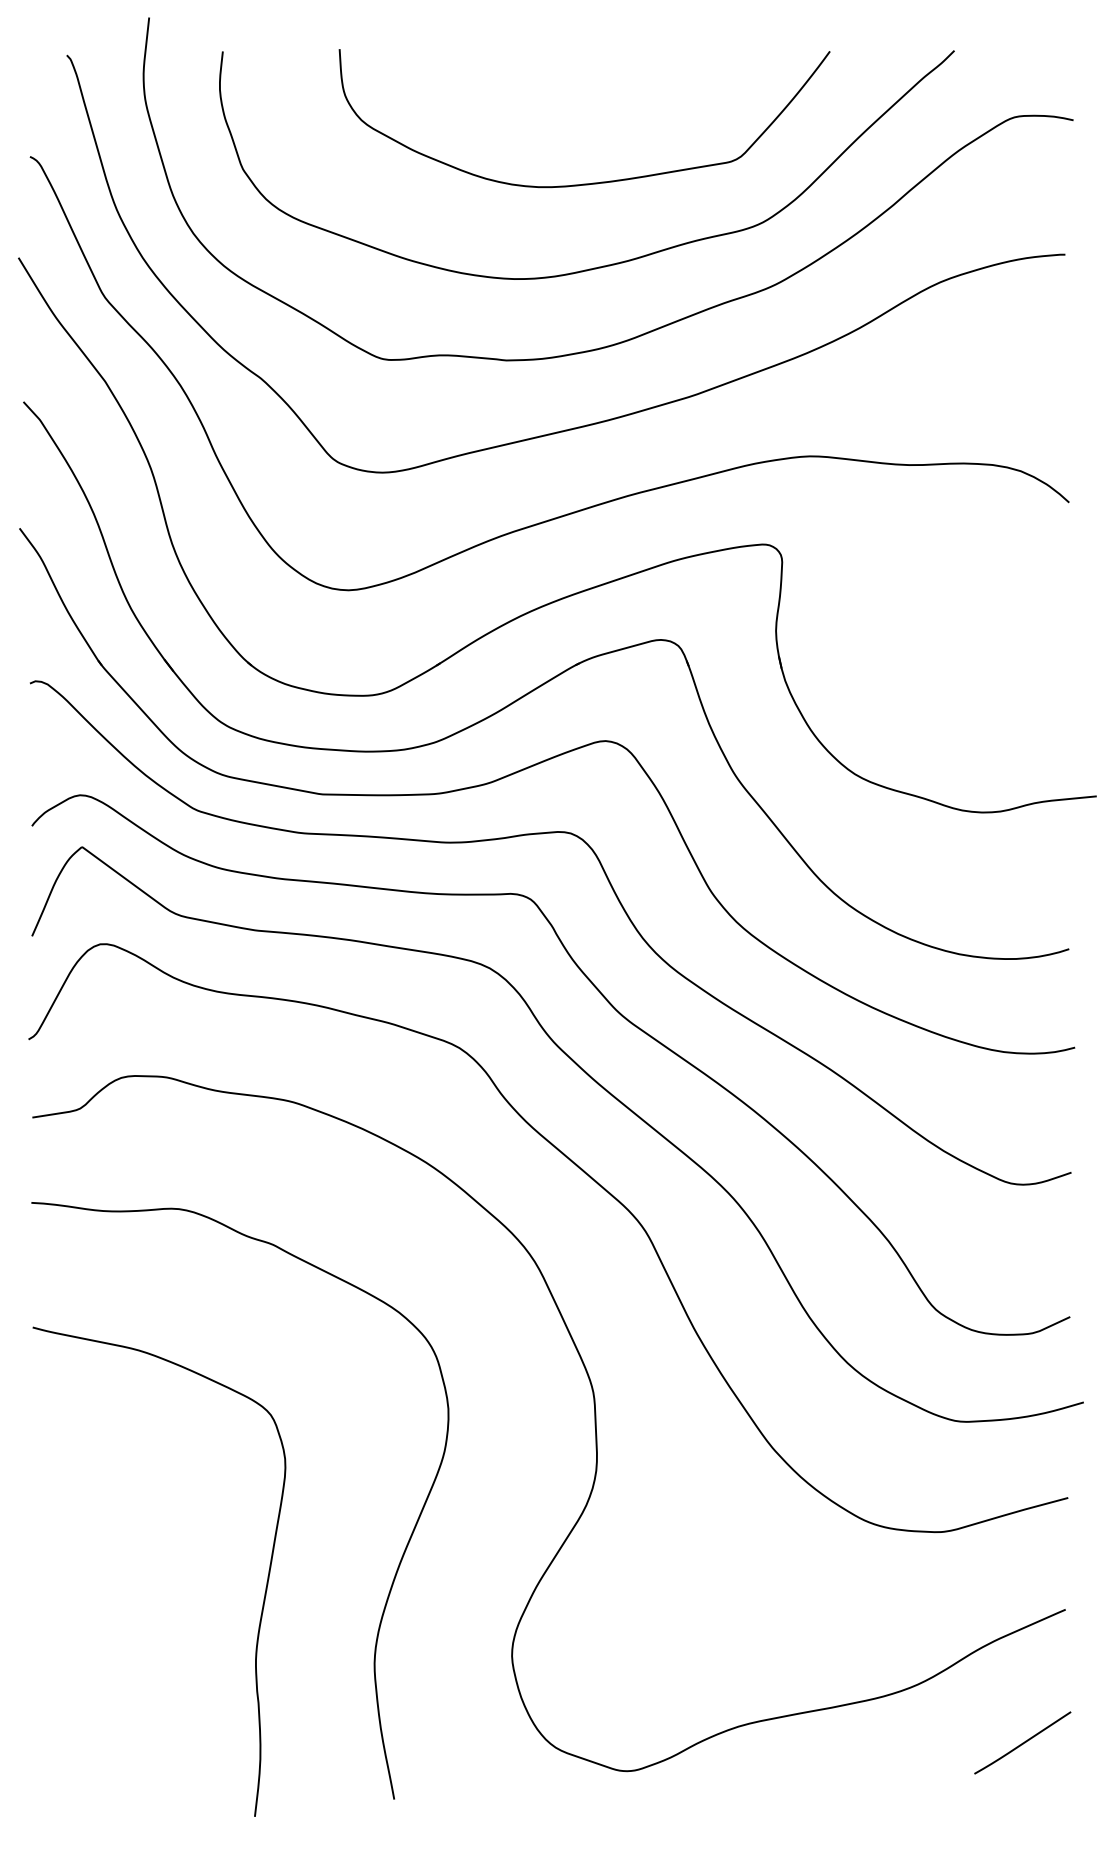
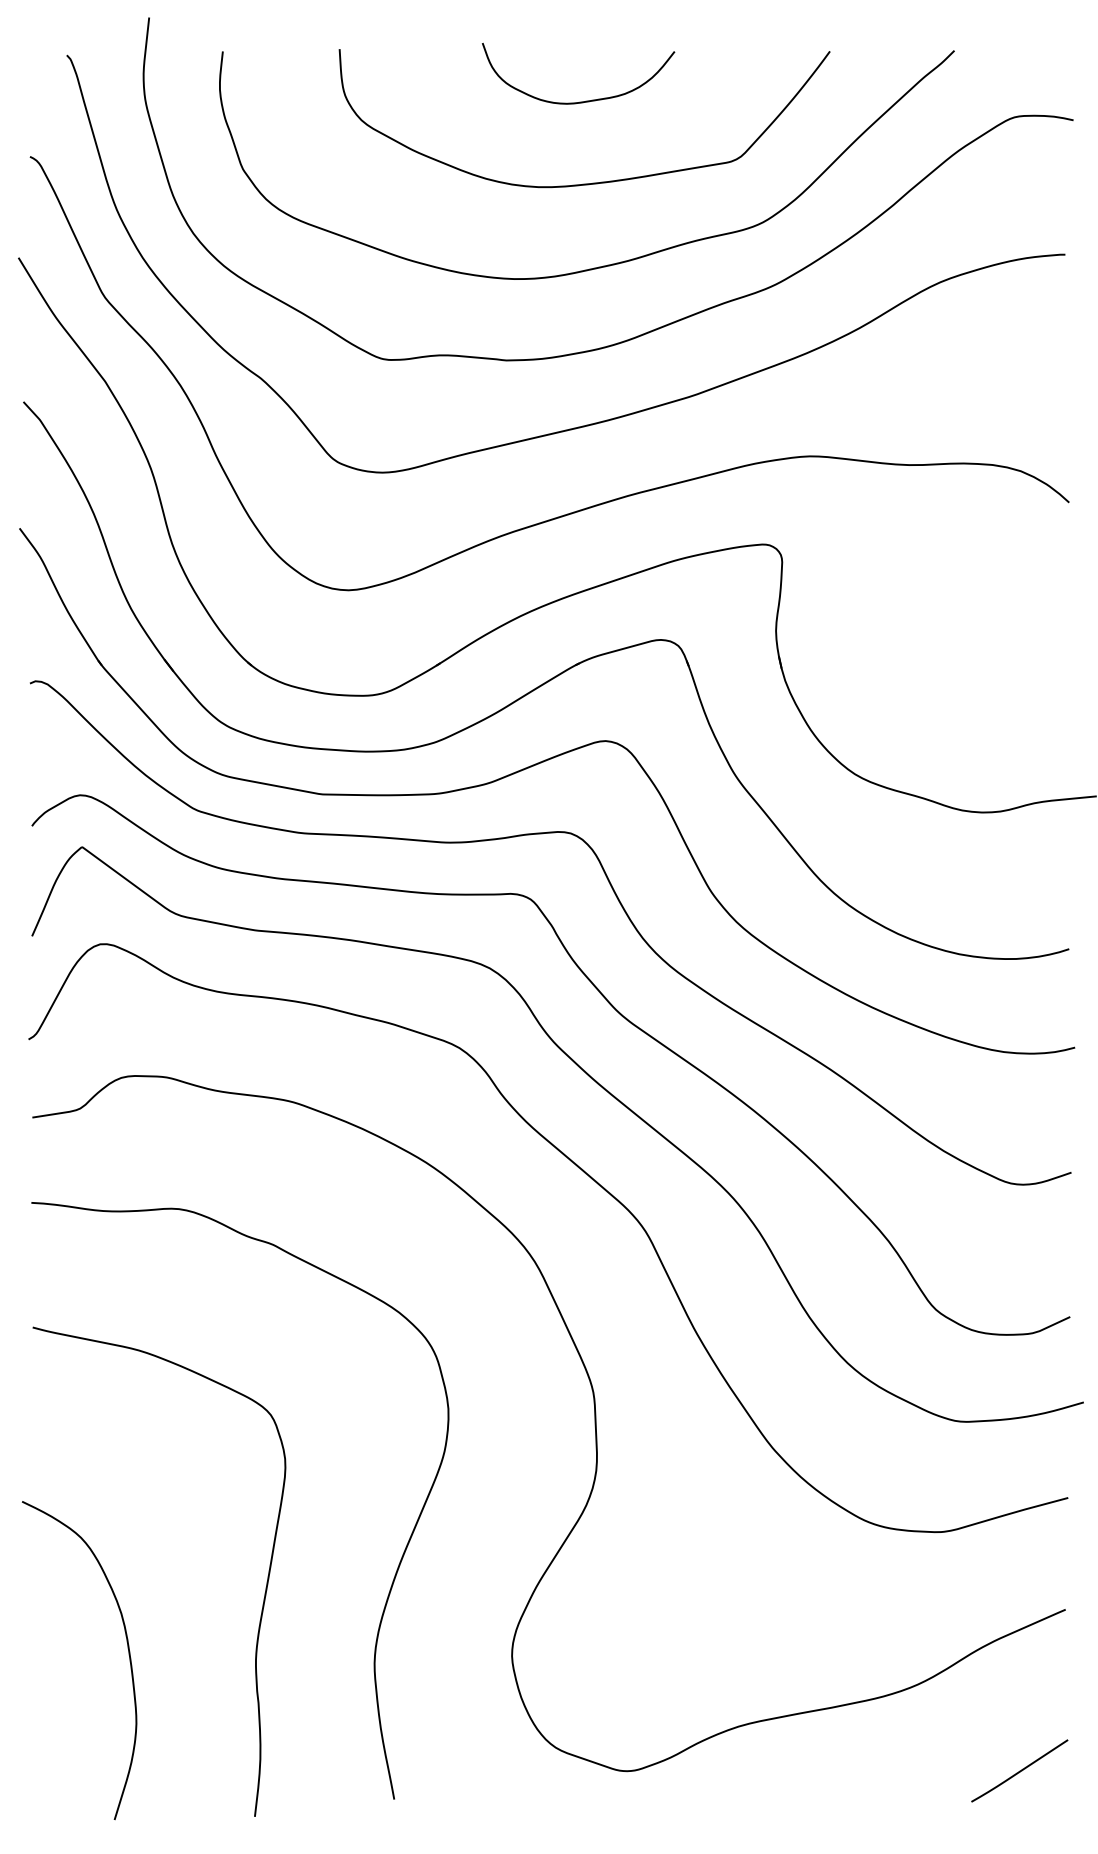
curve: none -> present (579, 101)
curve: none -> present (128, 1655)
curve position: (1022, 1742) -> (1019, 1770) (1019, 1770)
